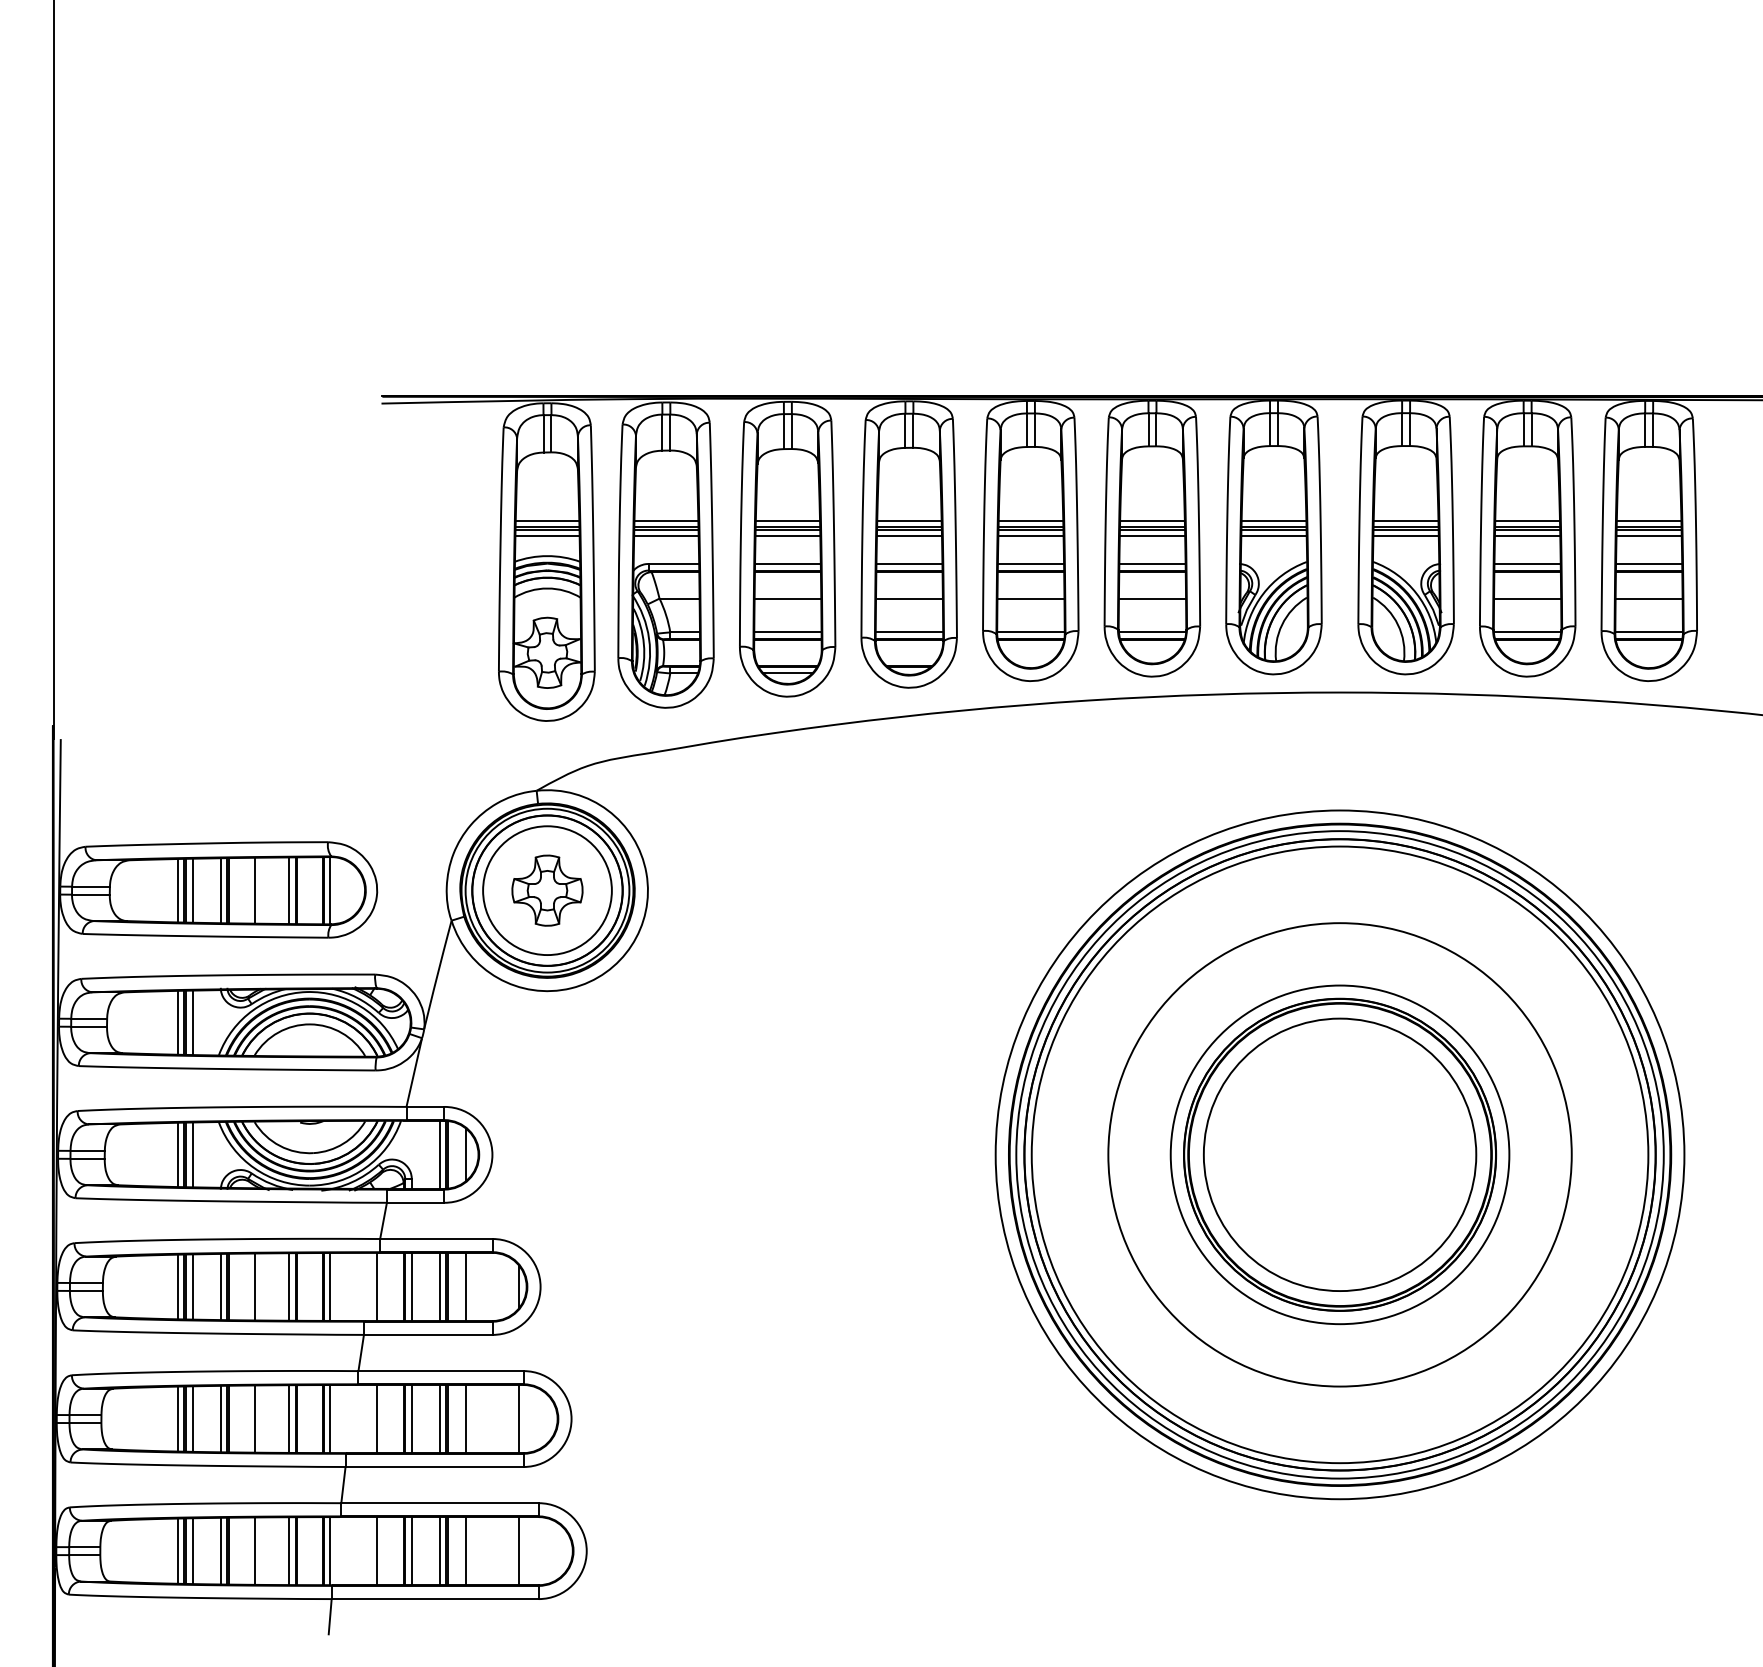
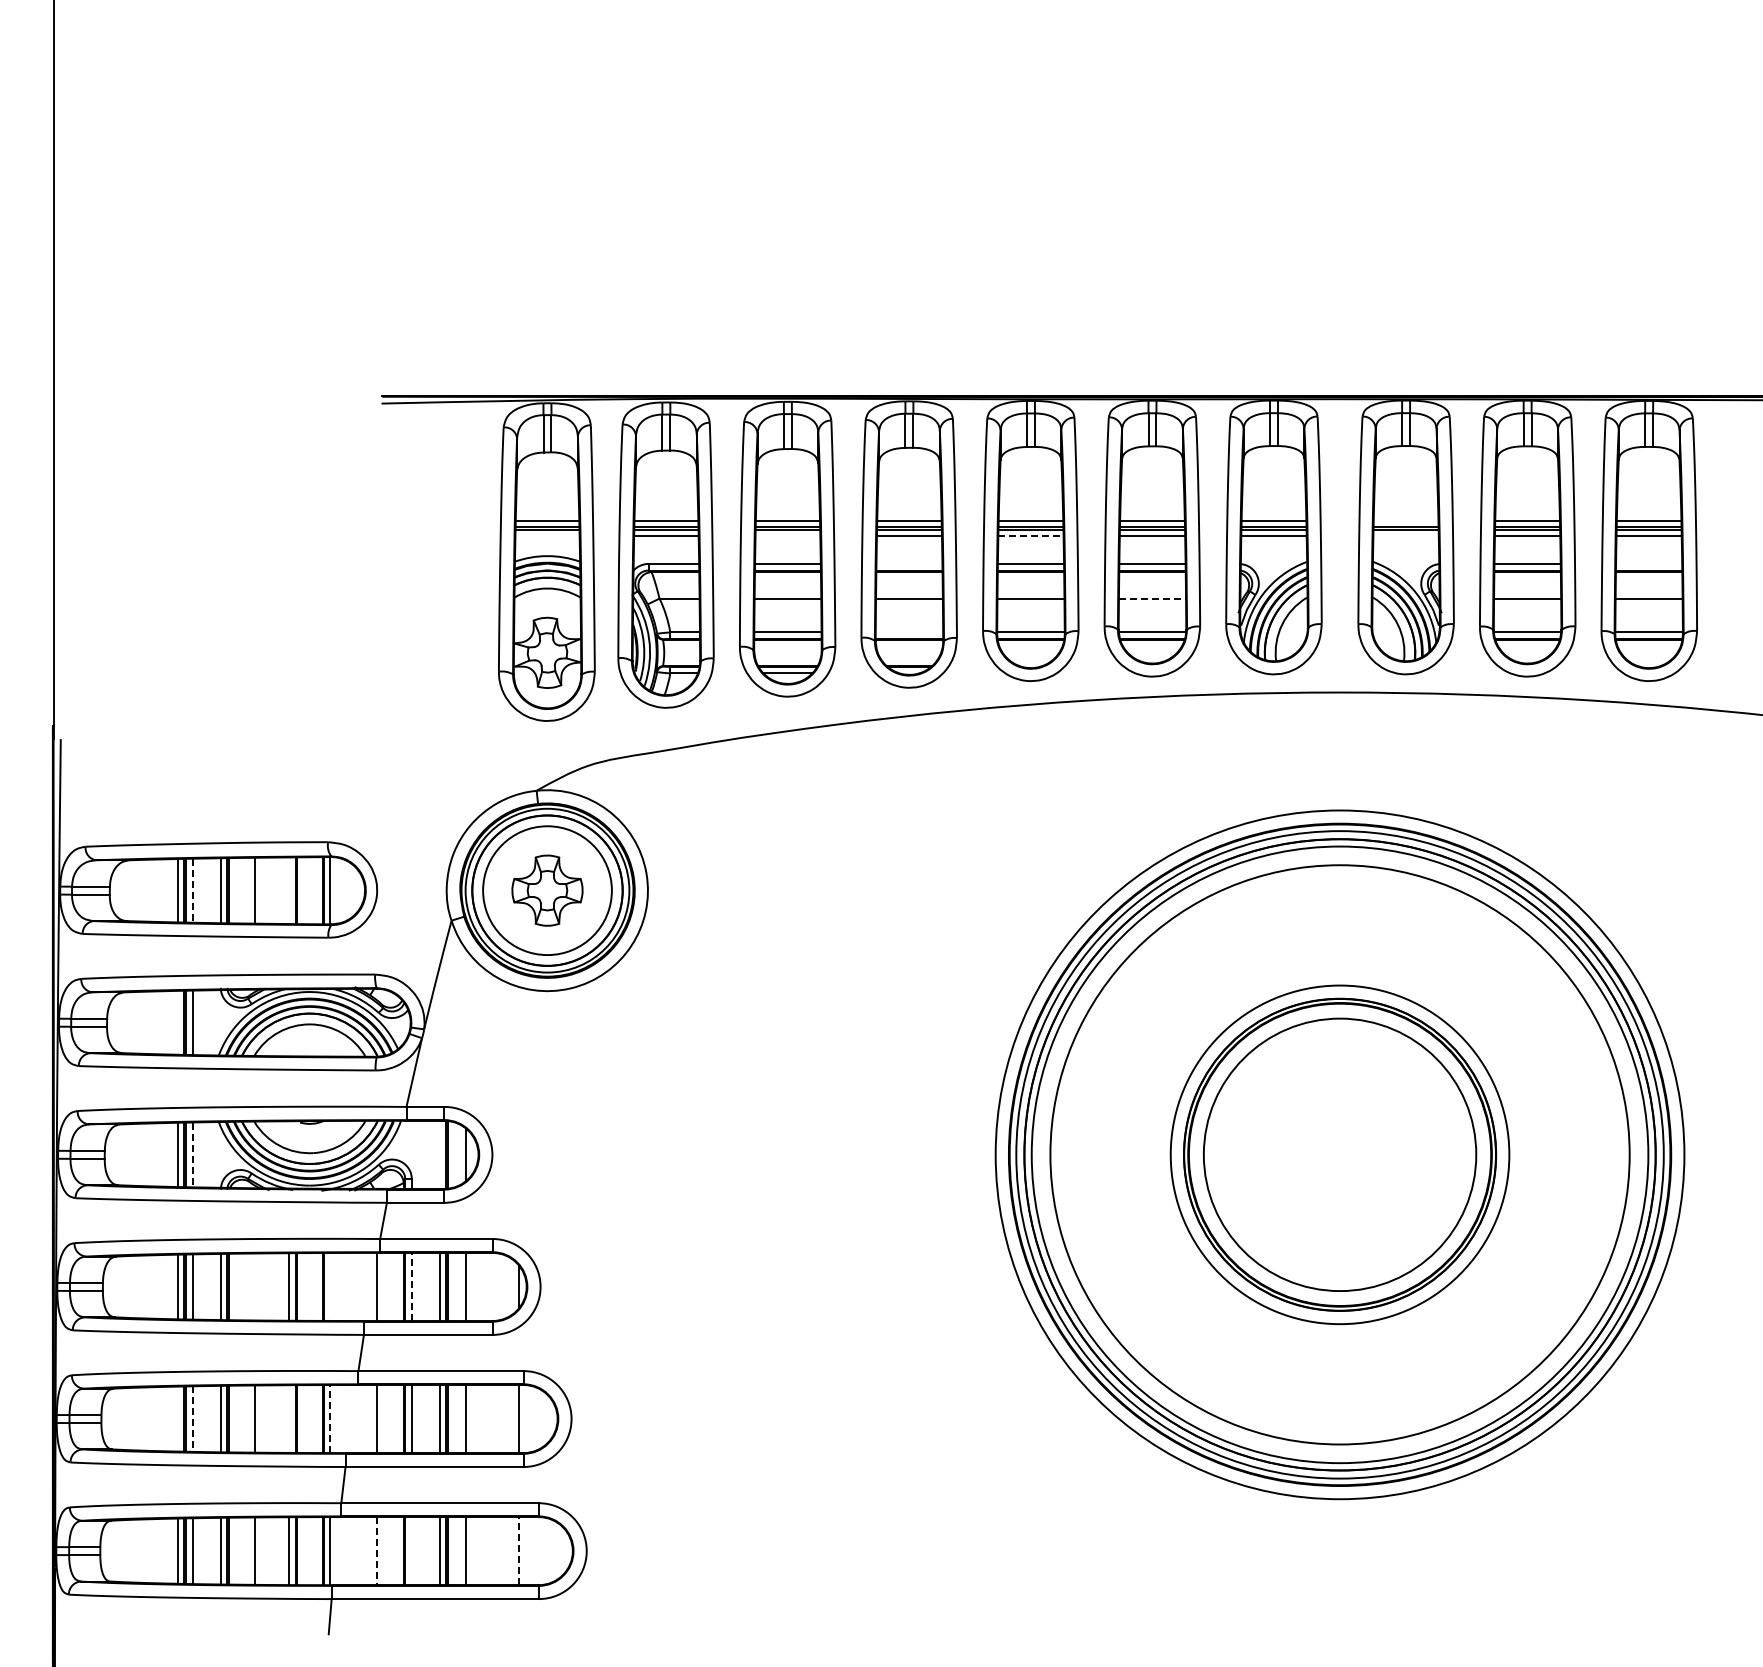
line: present -> none (1405, 520)
line: present -> none (547, 536)
line: present -> none (787, 536)
line: solid -> dashed (1030, 536)
line: present -> none (1405, 536)
line: present -> none (909, 563)
line: present -> none (1649, 563)
line: solid -> dashed (1152, 598)
line: present -> none (909, 632)
line: present -> none (289, 890)
line: solid -> dashed (193, 891)
line: present -> none (177, 1022)
line: present -> none (439, 1154)
circle diameter: 463 px -> 579 px (1339, 1154)
line: solid -> dashed (193, 1155)
line: present -> none (255, 1286)
line: present -> none (330, 1286)
line: solid -> dashed (411, 1286)
line: present -> none (177, 1418)
line: present -> none (289, 1418)
line: solid -> dashed (193, 1419)
line: solid -> dashed (330, 1419)
line: solid -> dashed (519, 1550)
line: solid -> dashed (377, 1551)
line: present -> none (411, 1551)
